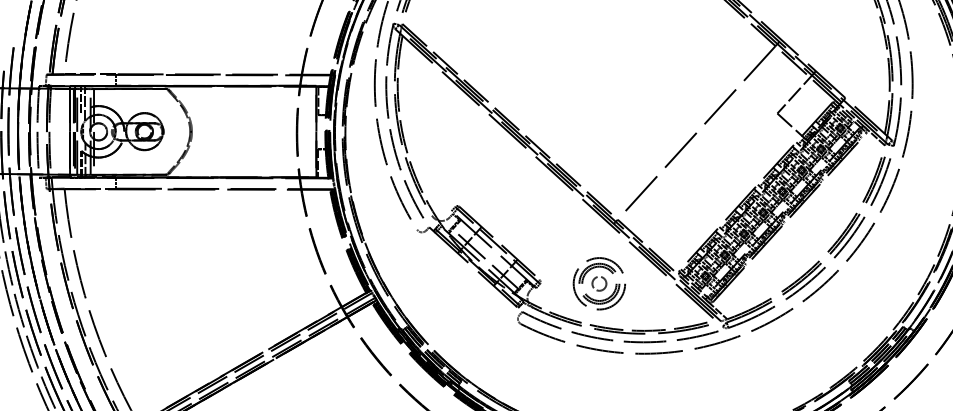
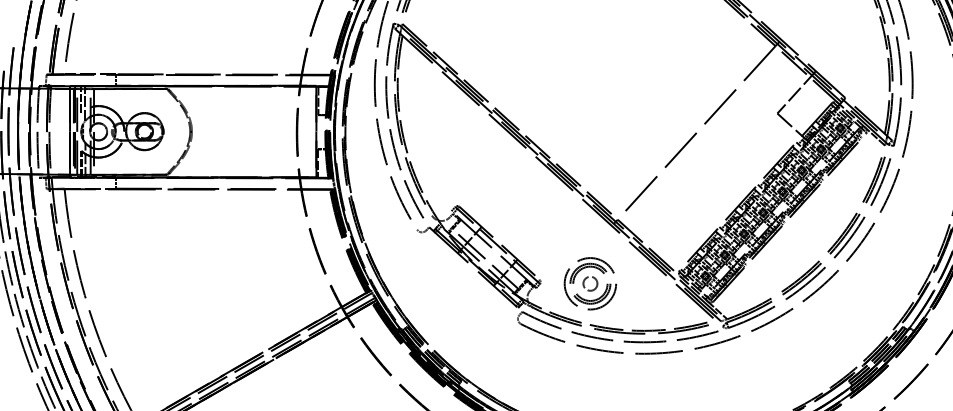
part position: (598, 283) -> (589, 283) (589, 283)
